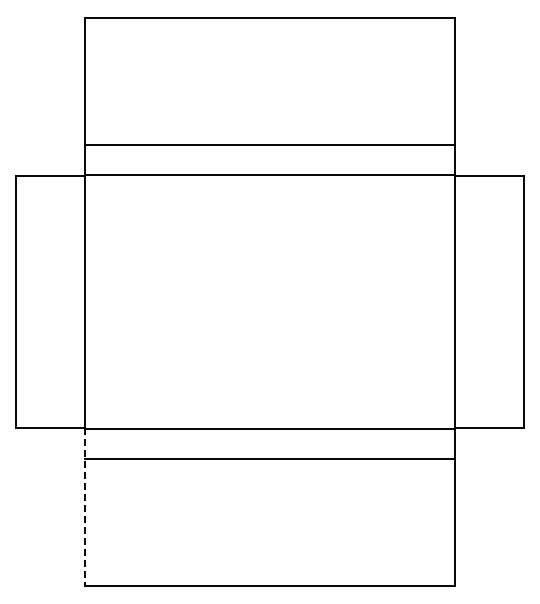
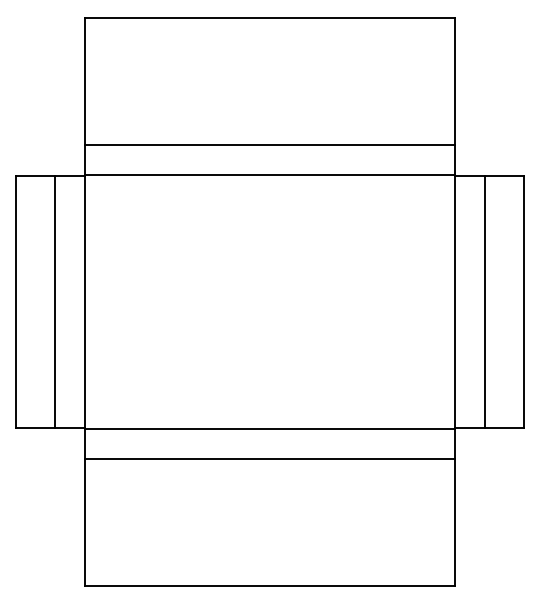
line: none -> present (55, 301)
line: none -> present (484, 301)
line: dashed -> solid (85, 506)
